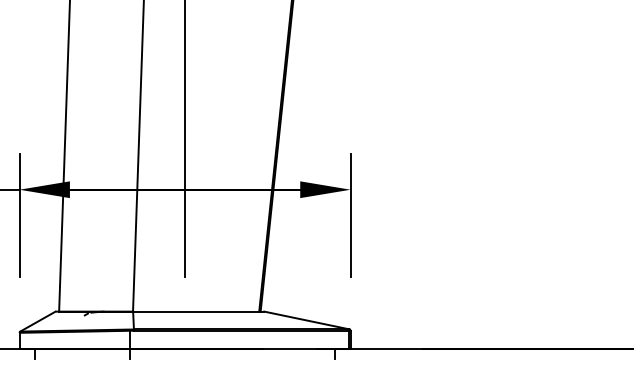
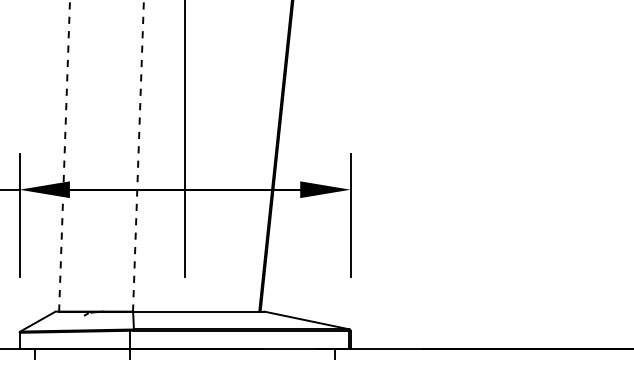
line: solid -> dashed (64, 155)
line: solid -> dashed (138, 156)
